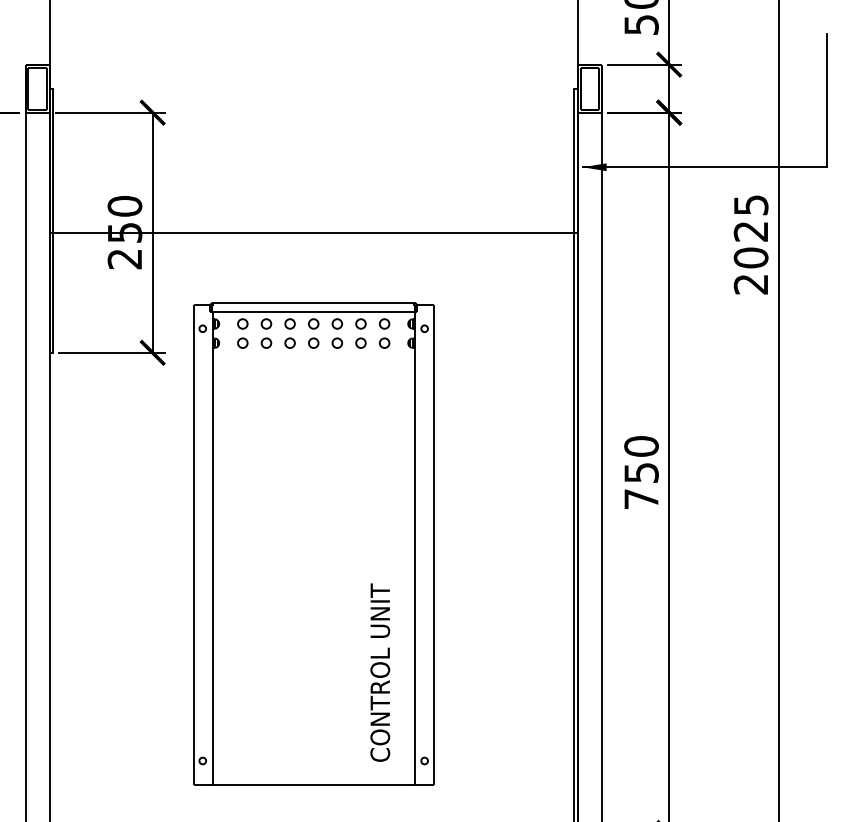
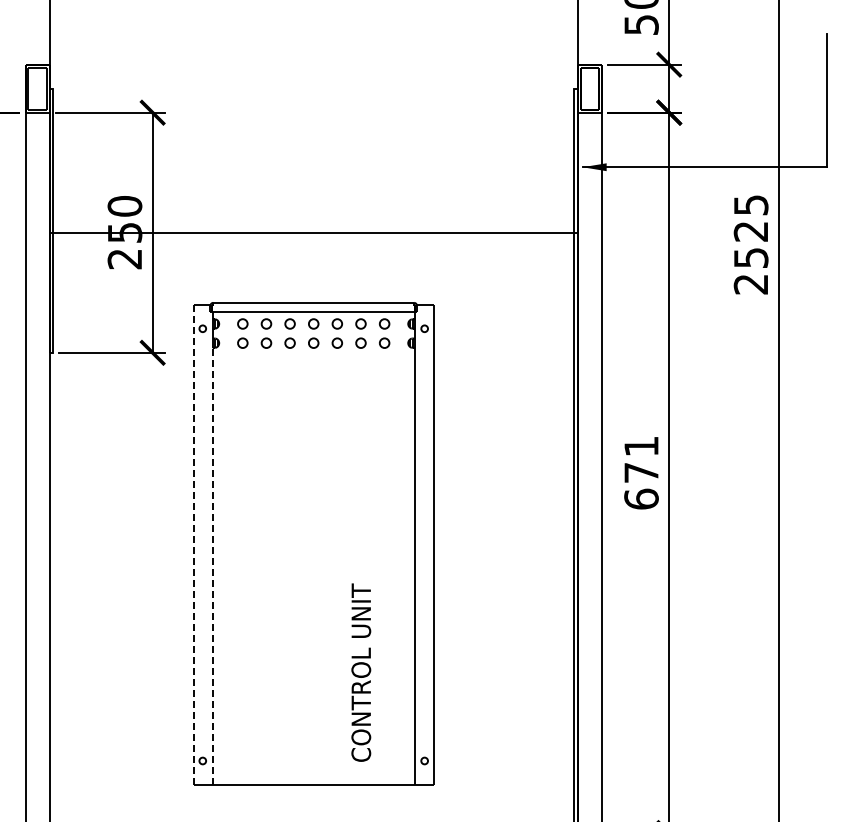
text: 2025 -> 2525 (750, 257)
text: 750 -> 671 (641, 472)
line: solid -> dashed (193, 545)
line: solid -> dashed (212, 566)
text position: (380, 672) -> (361, 672) (361, 672)
